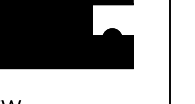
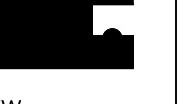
line position: (169, 51) -> (175, 51) (175, 51)
